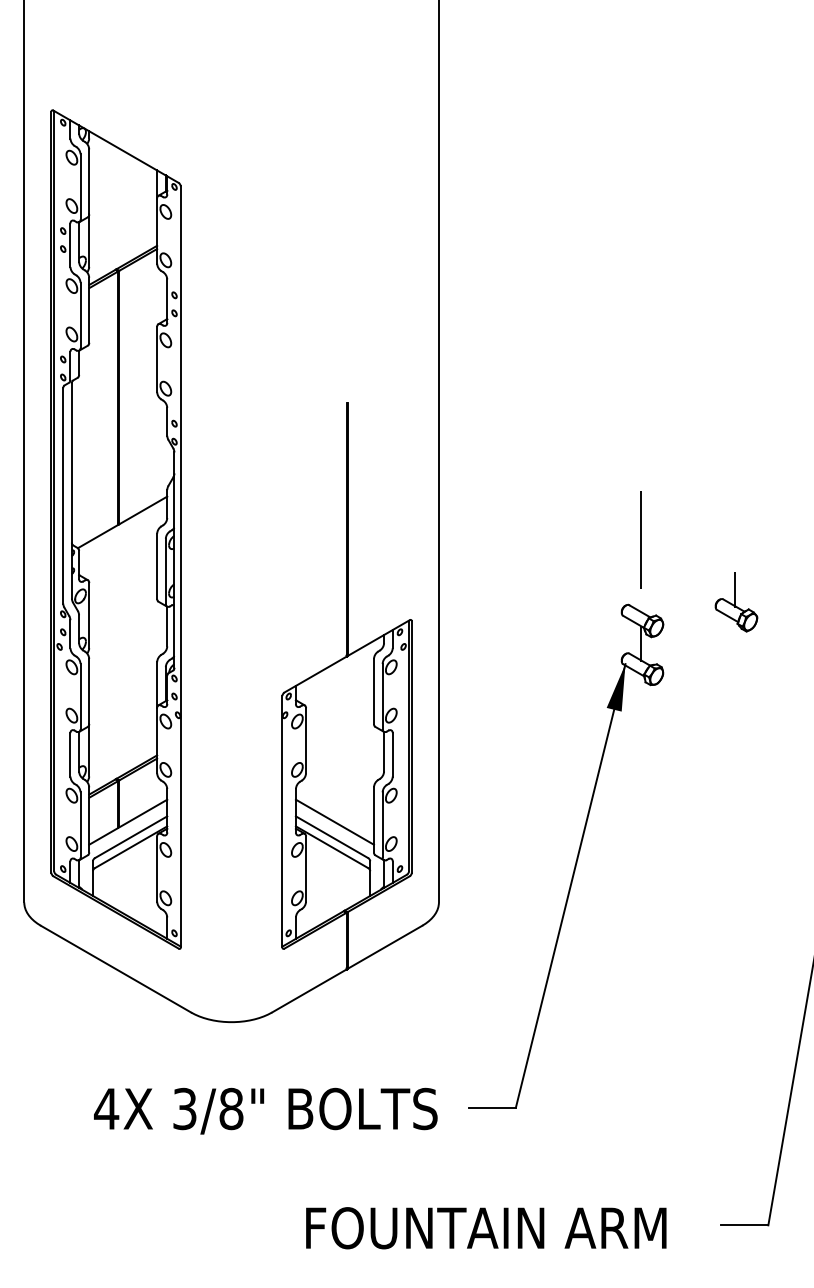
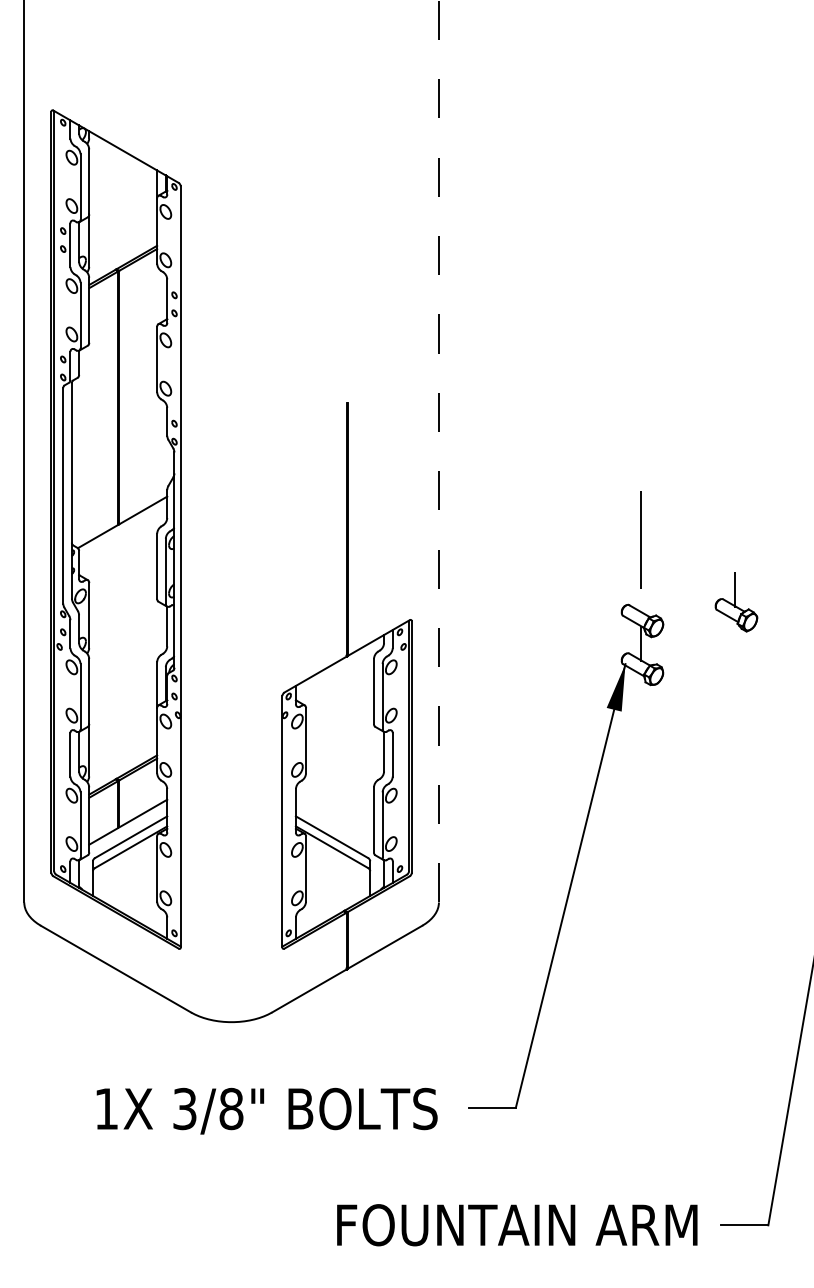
line: solid -> dashed (438, 450)
line: present -> none (334, 821)
text: 4X -> 1X (106, 1108)
text position: (486, 1228) -> (517, 1225) (517, 1225)
